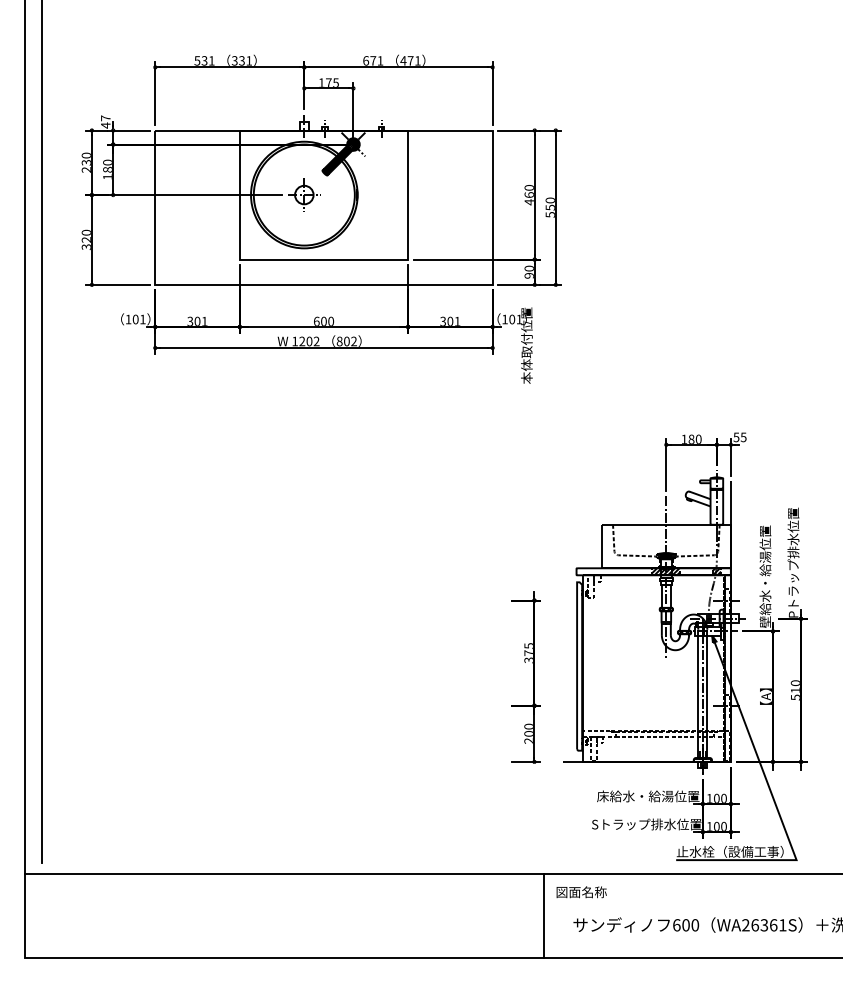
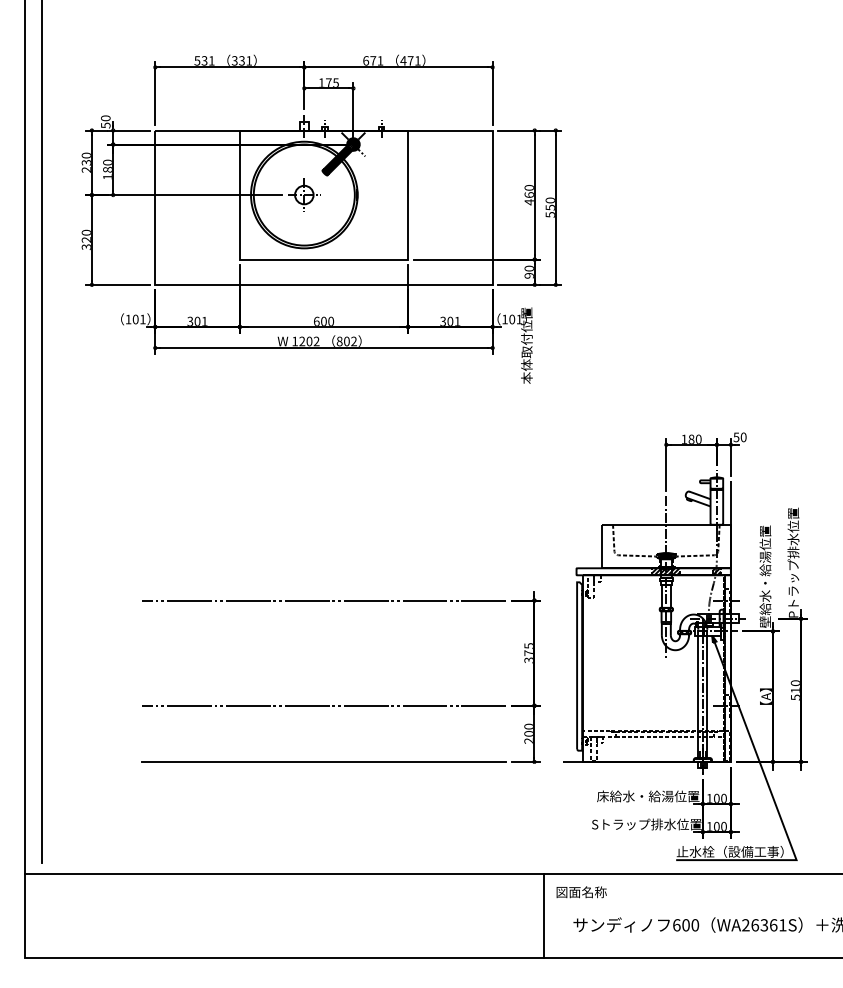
text: 47 -> 50 (105, 121)
text: 55 -> 50 (743, 437)
line: none -> present (323, 600)
line: none -> present (323, 705)
line: none -> present (323, 761)
